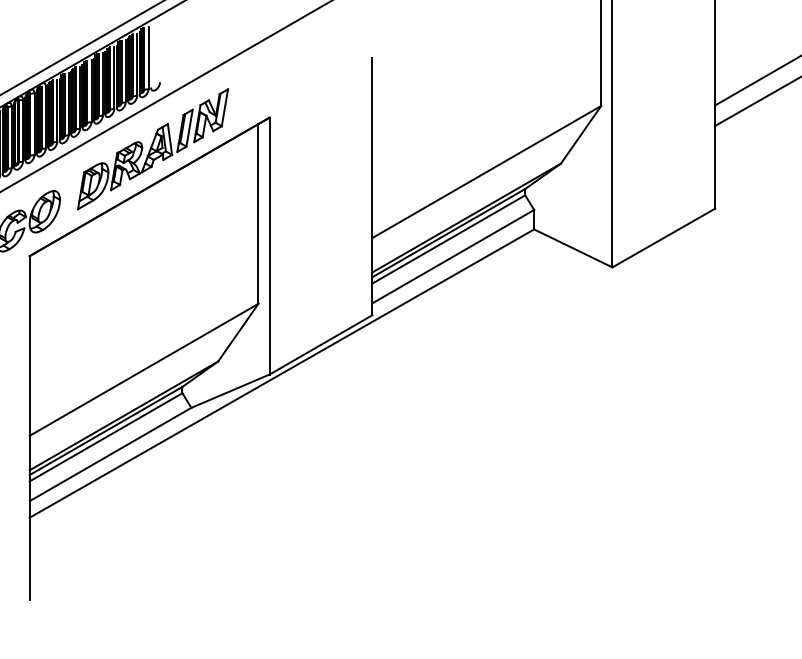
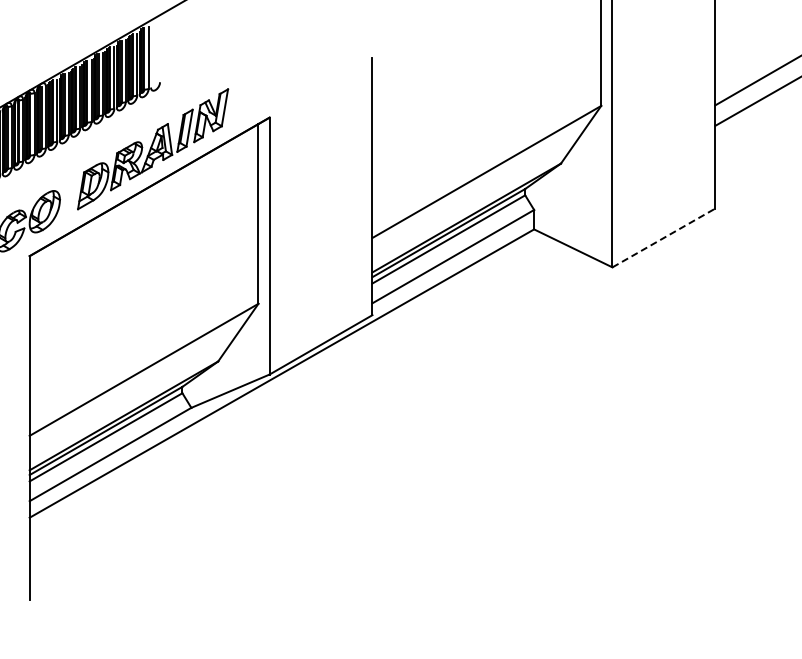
line: present -> none (81, 47)
line: present -> none (165, 96)
line: solid -> dashed (664, 237)
